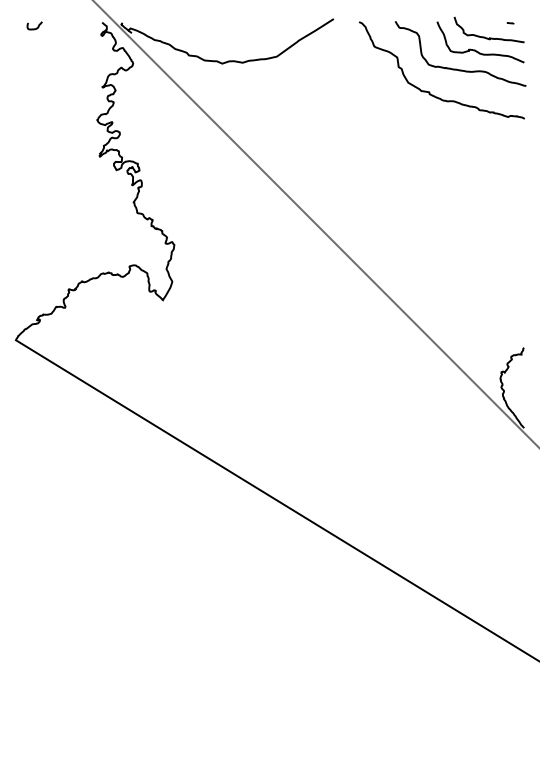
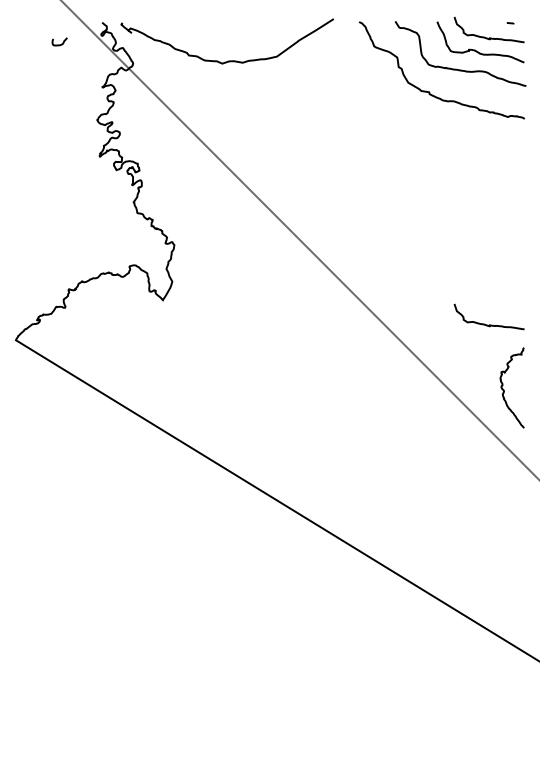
curve position: (36, 27) -> (61, 43) (61, 43)
line position: (315, 223) -> (299, 239) (299, 239)
curve: none -> present (484, 323)
